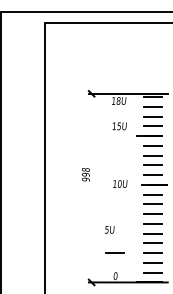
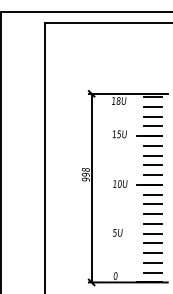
text position: (119, 126) -> (119, 134) (119, 134)
line position: (154, 184) -> (149, 184) (149, 184)
line: none -> present (91, 187)
text position: (109, 229) -> (117, 232) (117, 232)
line: present -> none (114, 252)
